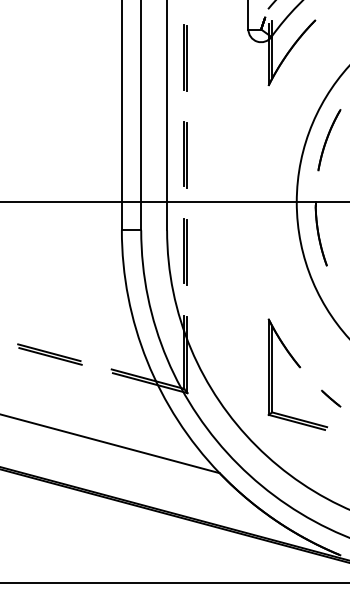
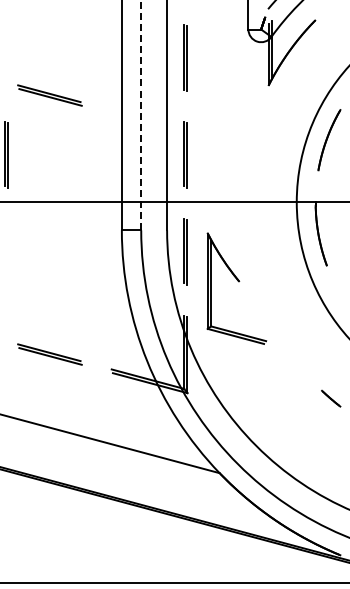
part: none -> present (49, 95)
line: solid -> dashed (141, 115)
line: none -> present (5, 154)
part position: (299, 368) -> (238, 282) (238, 282)
